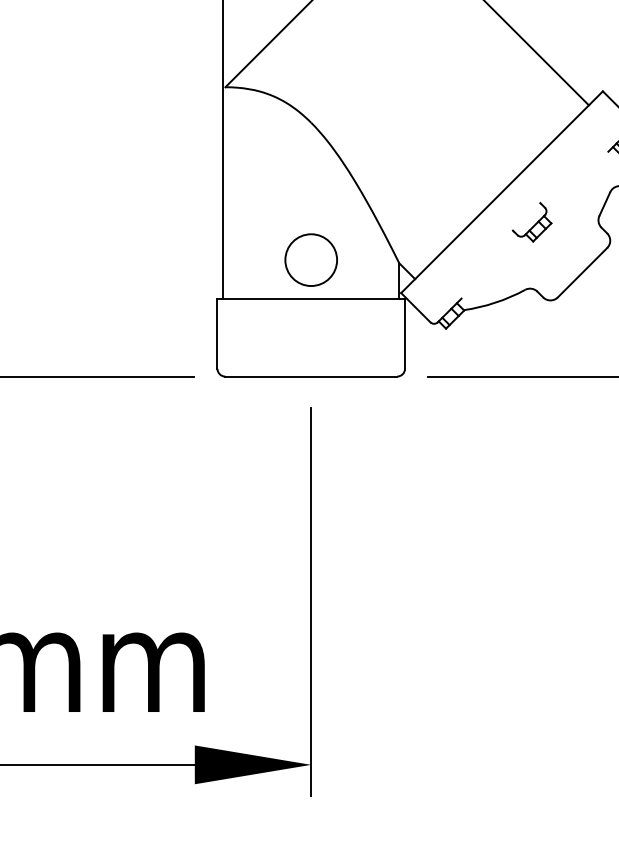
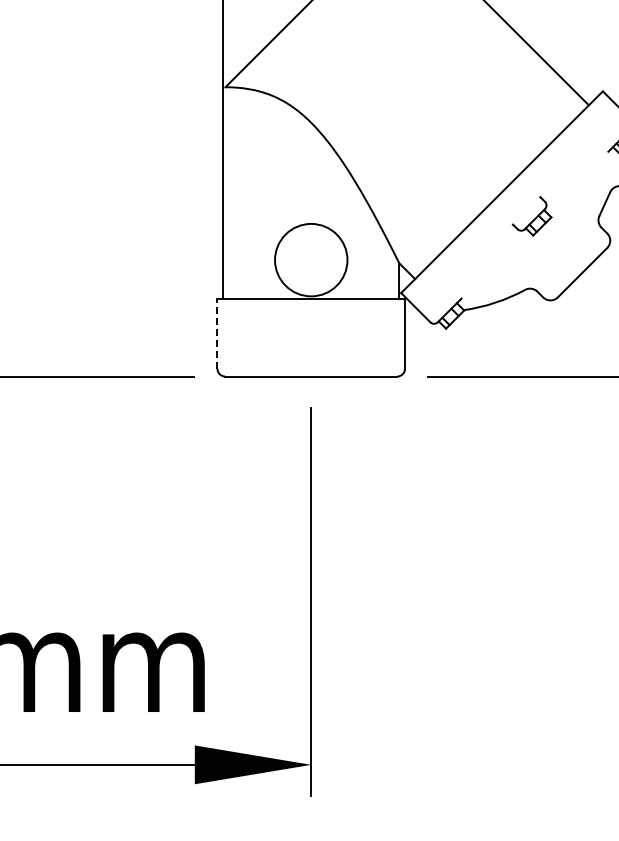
part position: (531, 222) -> (531, 216) (531, 216)
circle diameter: 52 px -> 72 px (311, 259)
line: solid -> dashed (217, 333)
